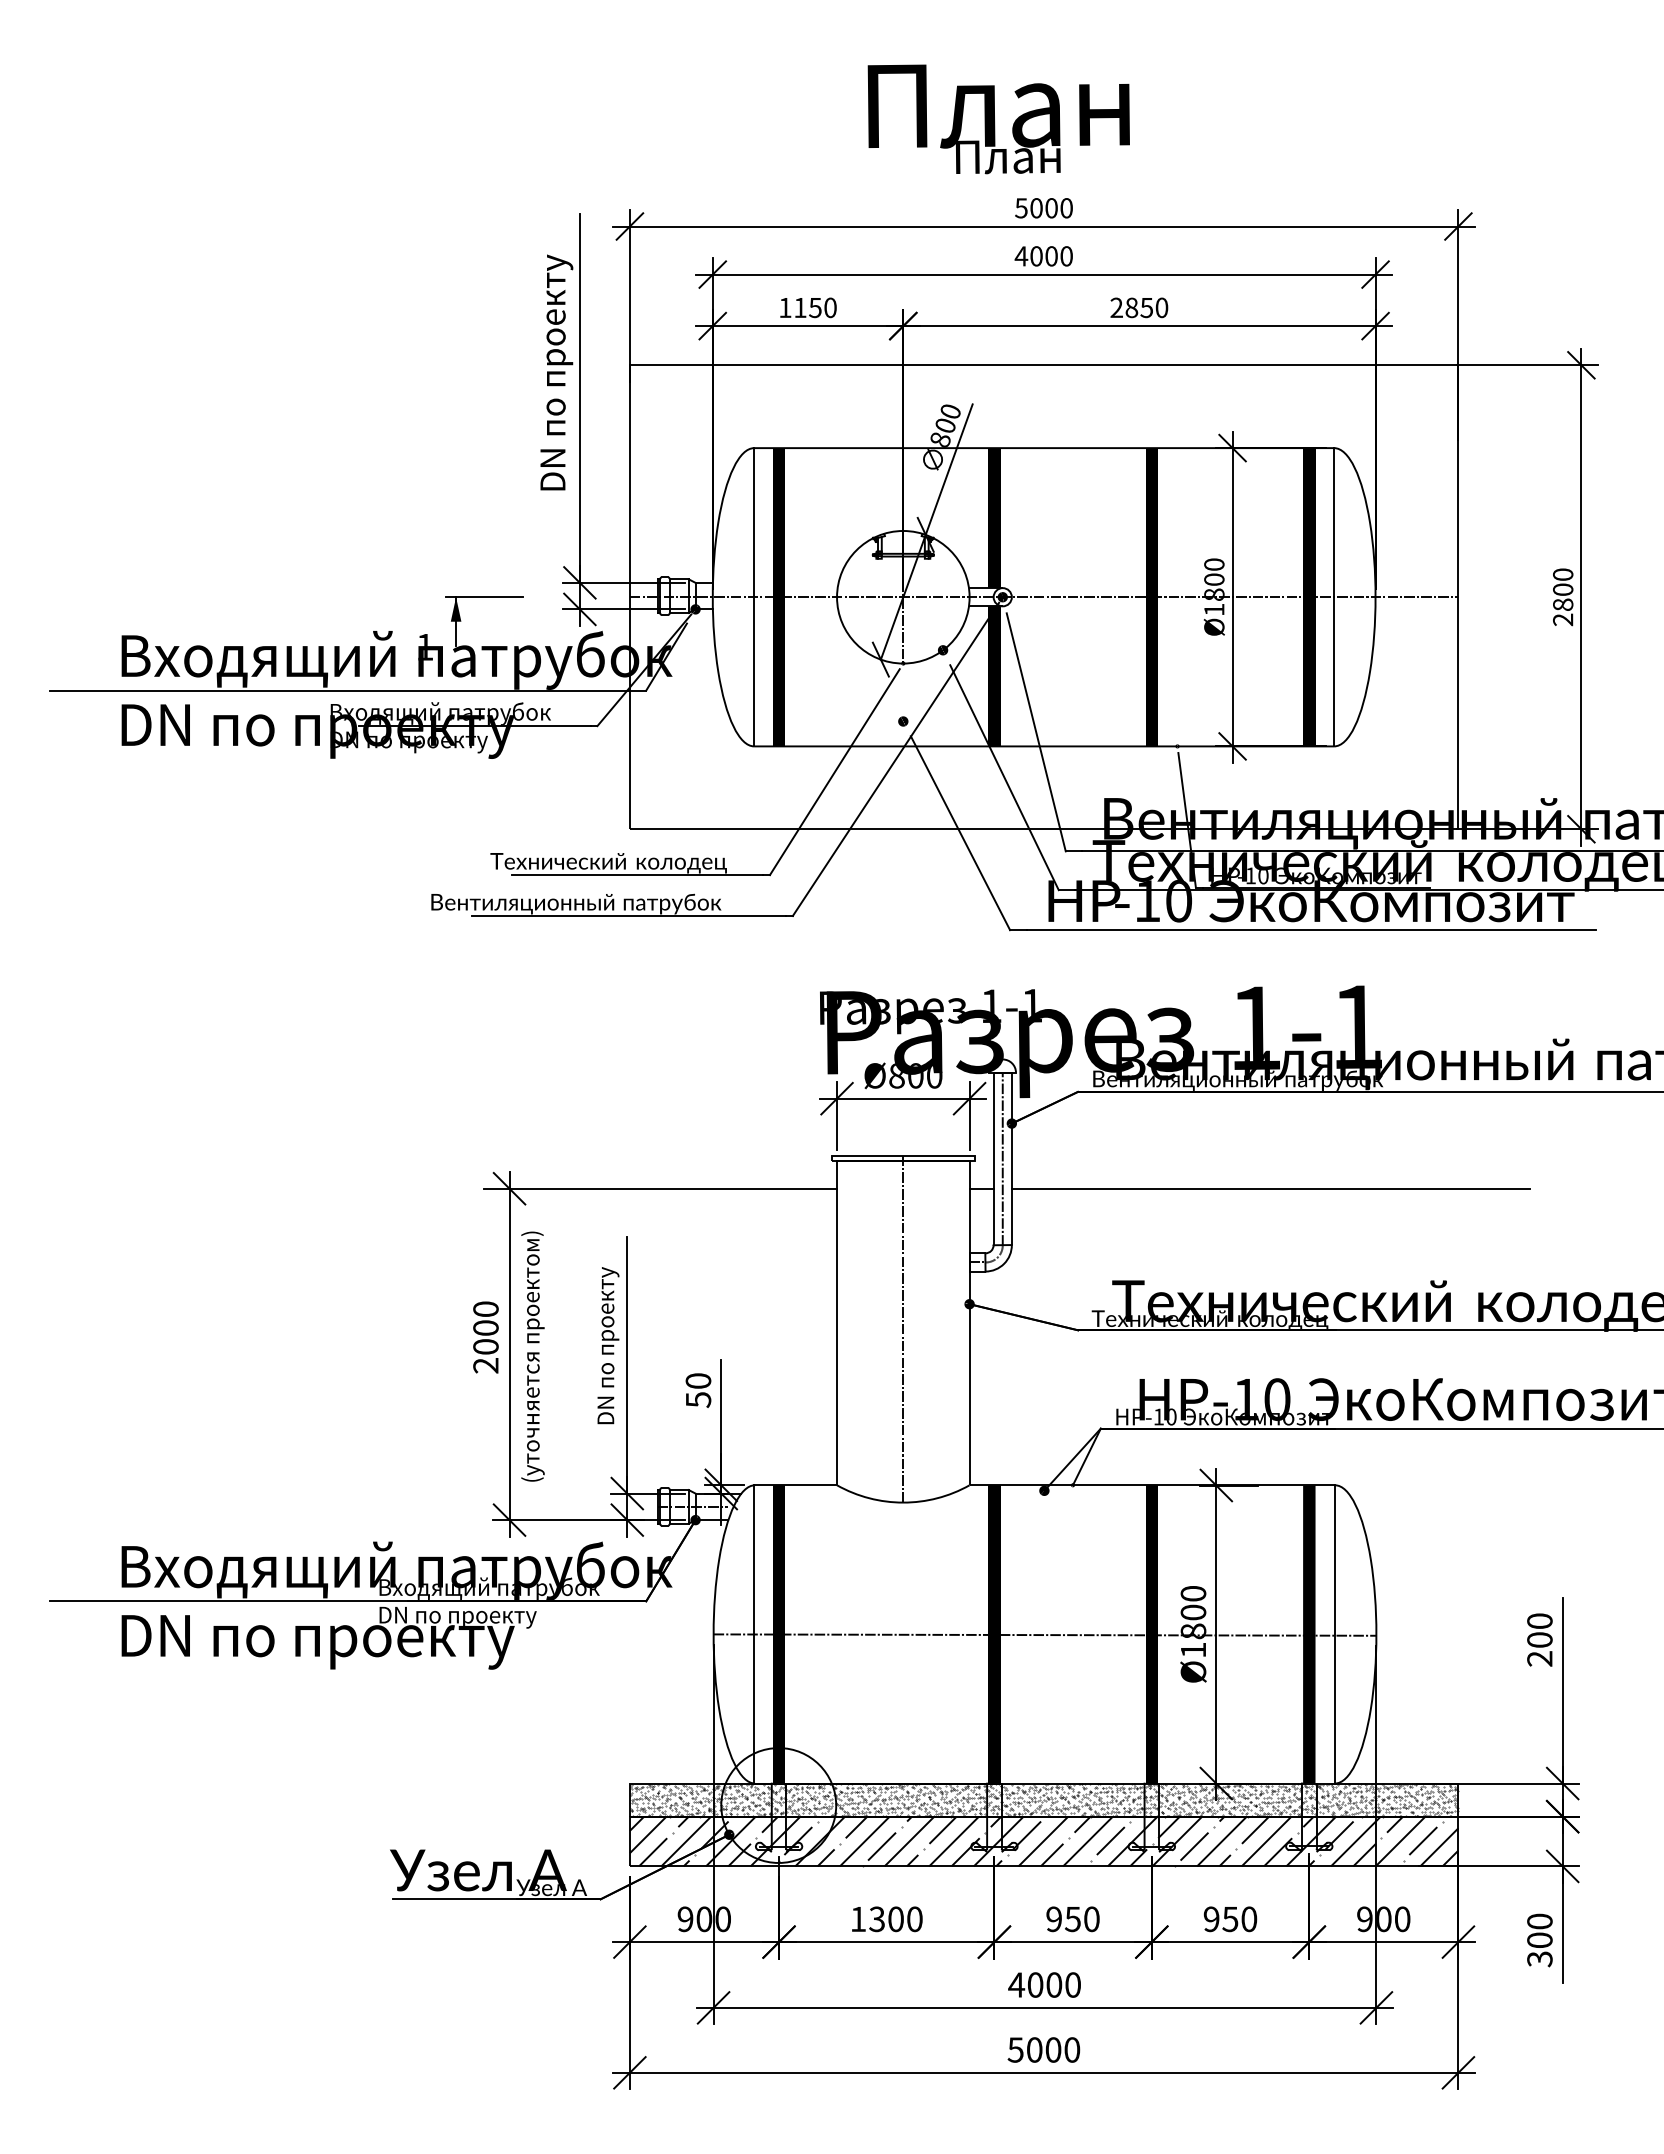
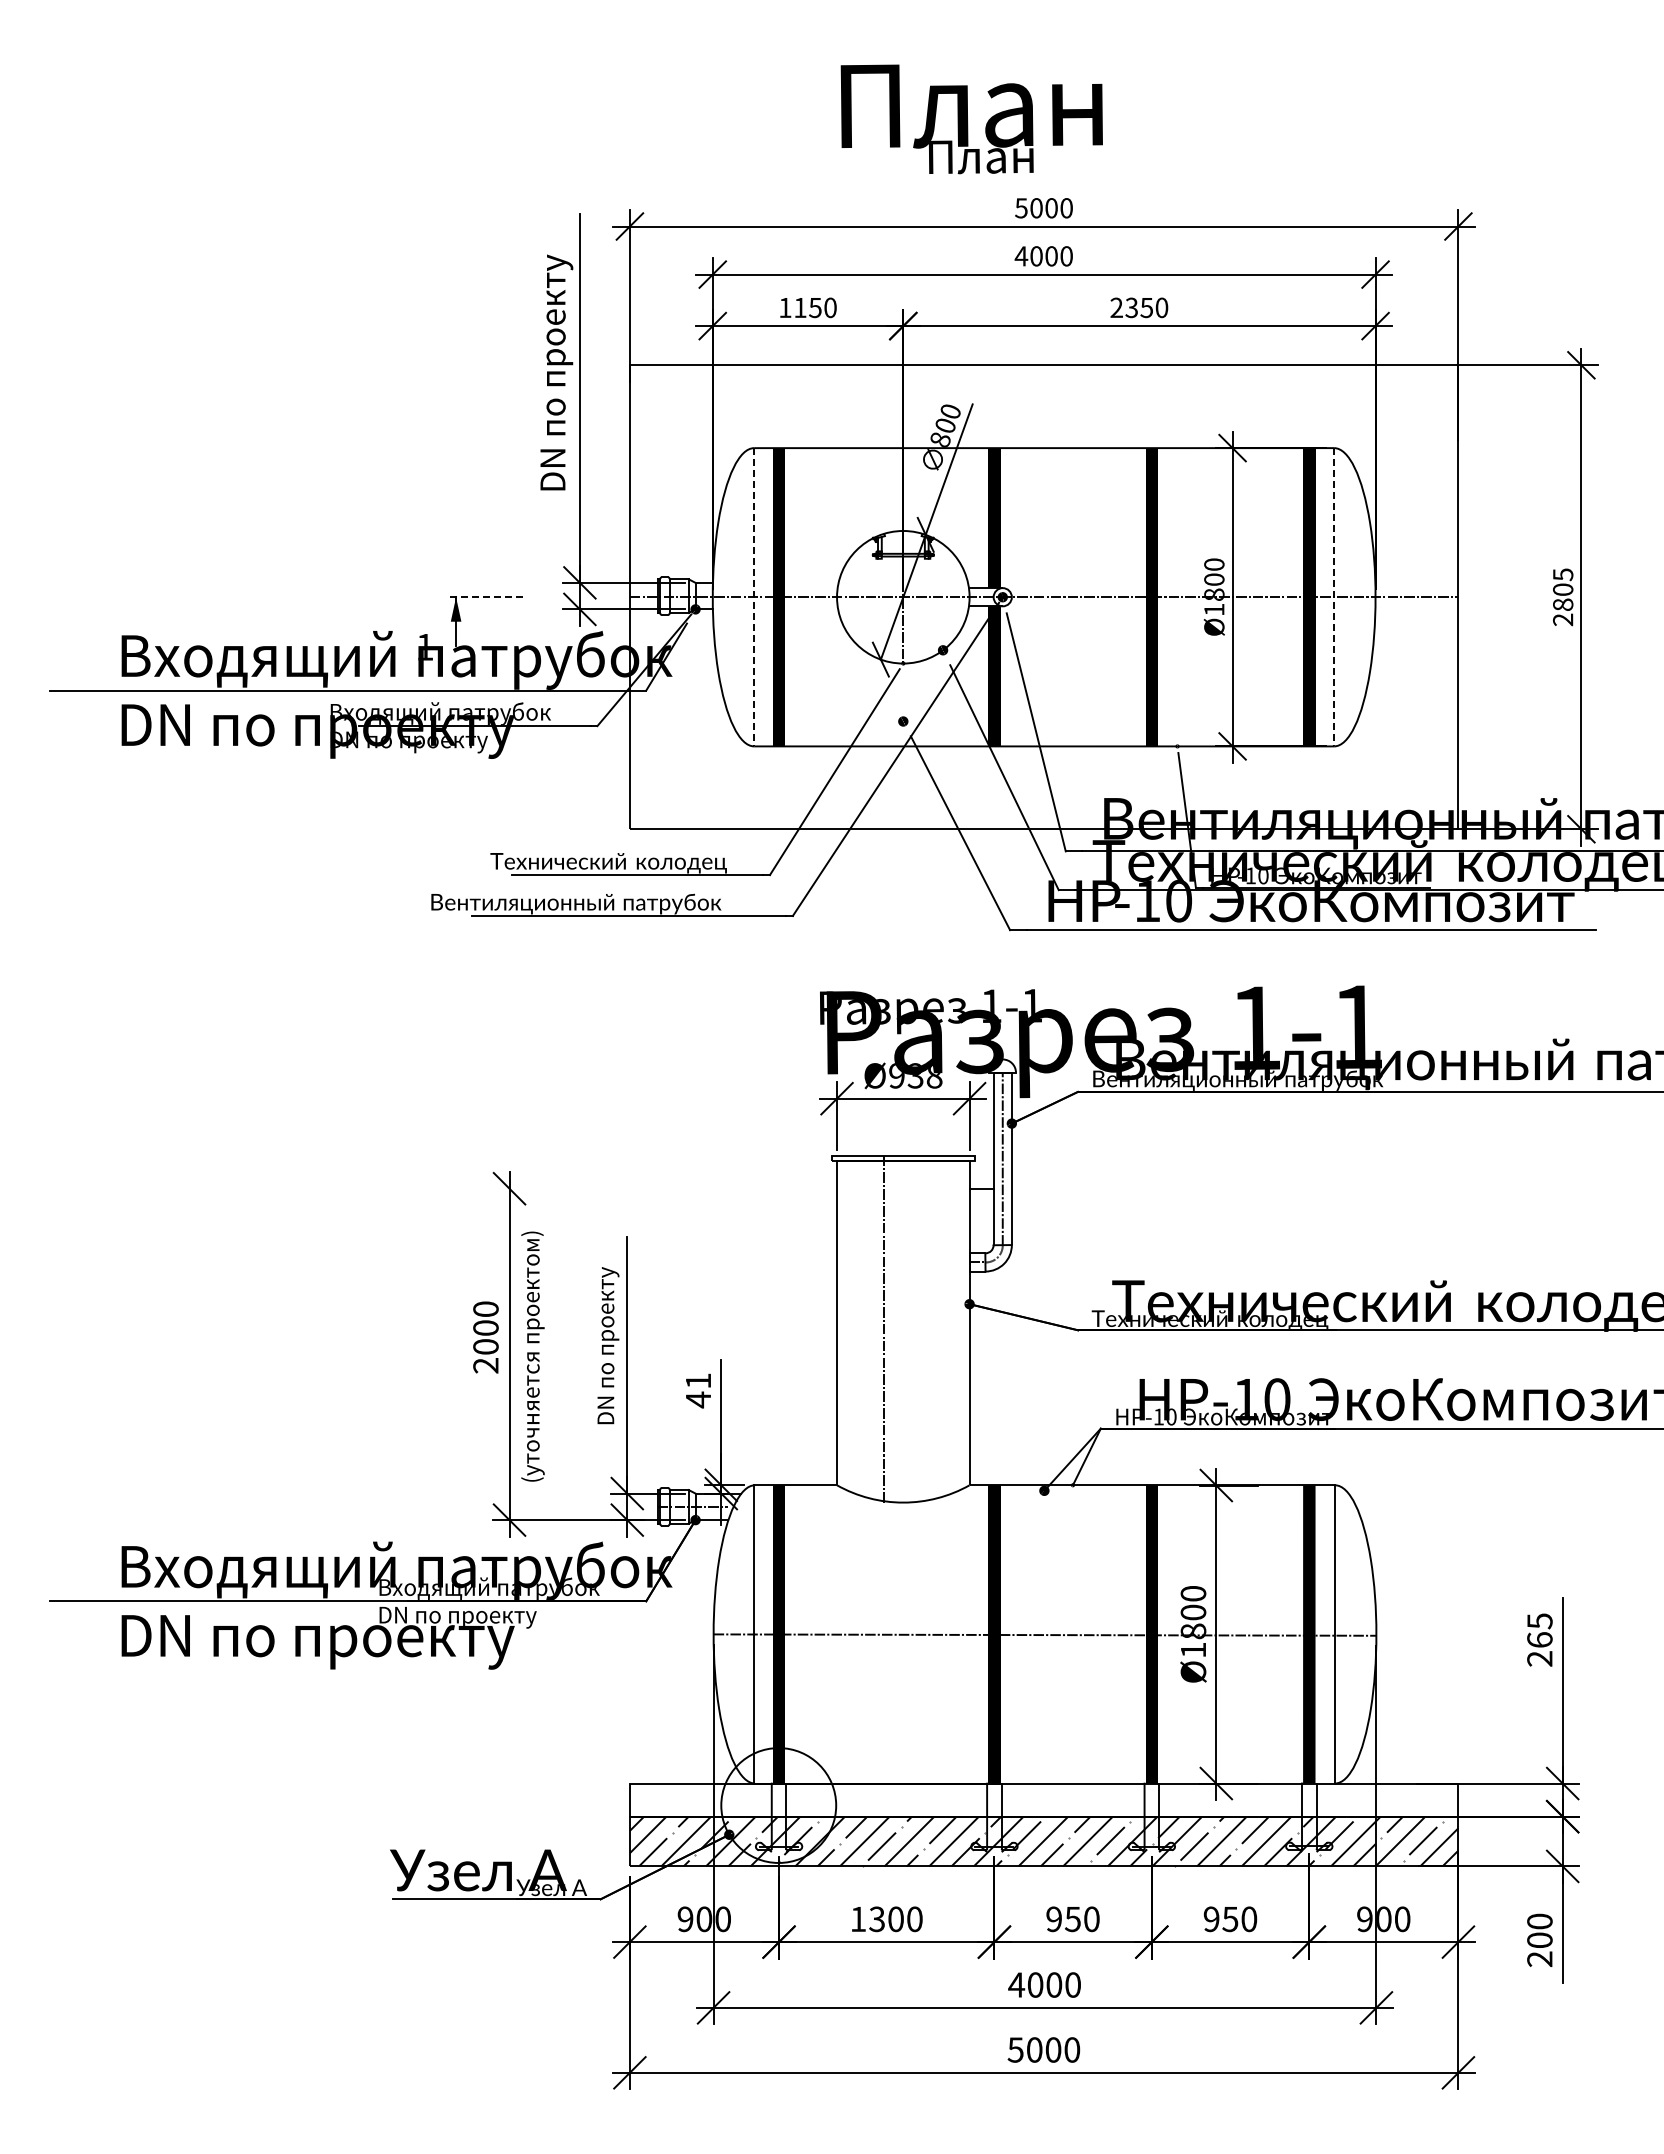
text position: (998, 119) -> (971, 119) (971, 119)
text: 2850 -> 2350 (1131, 307)
text: 2800 -> 2805 (1563, 574)
line: solid -> dashed (483, 597)
line: solid -> dashed (754, 597)
line: solid -> dashed (1334, 597)
text: Ø800 -> Ø938 (915, 1075)
line: present -> none (660, 1188)
line: present -> none (1270, 1188)
line position: (903, 1328) -> (884, 1328) (884, 1328)
text: 50 -> 41 (698, 1390)
text: 200 -> 265 (1539, 1630)
hatch: present -> none (1044, 1799)
text: 300 -> 200 (1539, 1959)
